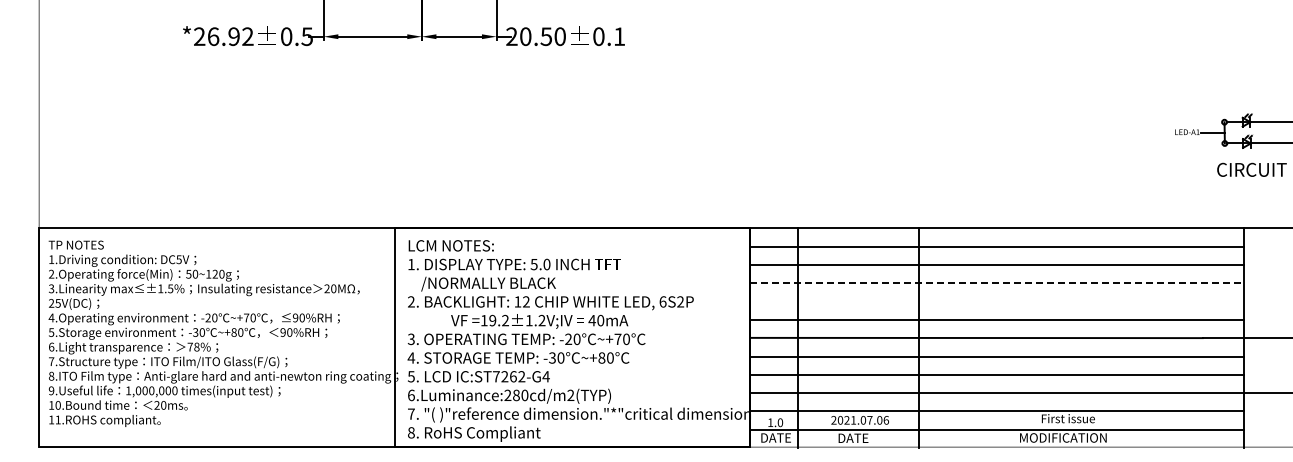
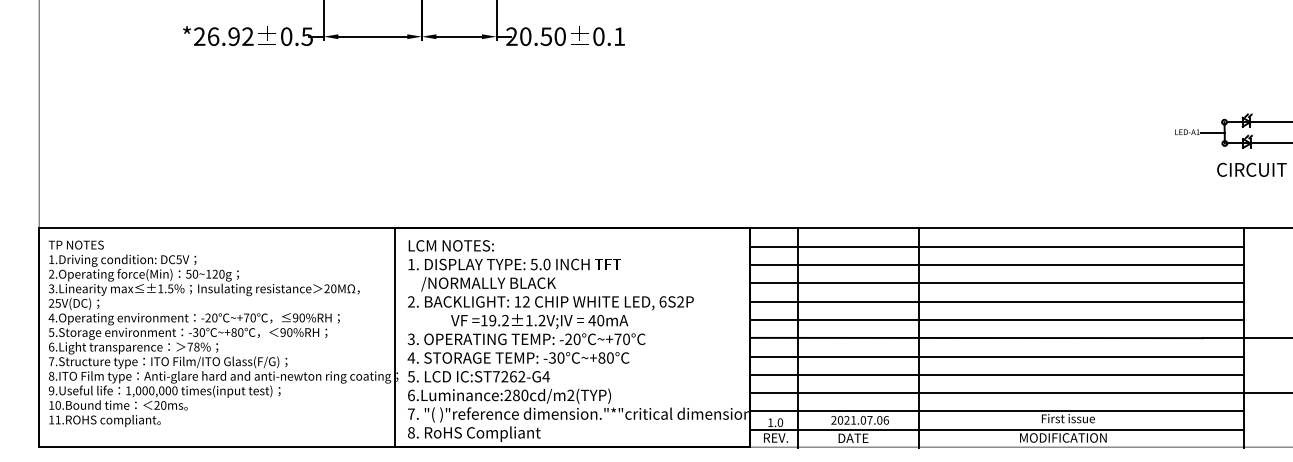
line: dashed -> solid (997, 283)
line: none -> present (997, 301)
text: DATE -> REV. (775, 437)
